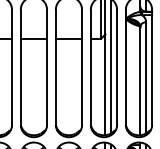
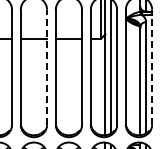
line: solid -> dashed (47, 67)
line: solid -> dashed (152, 67)
